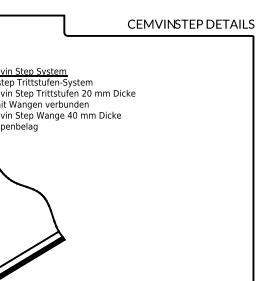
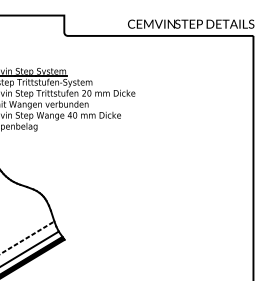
line: none -> present (27, 237)
